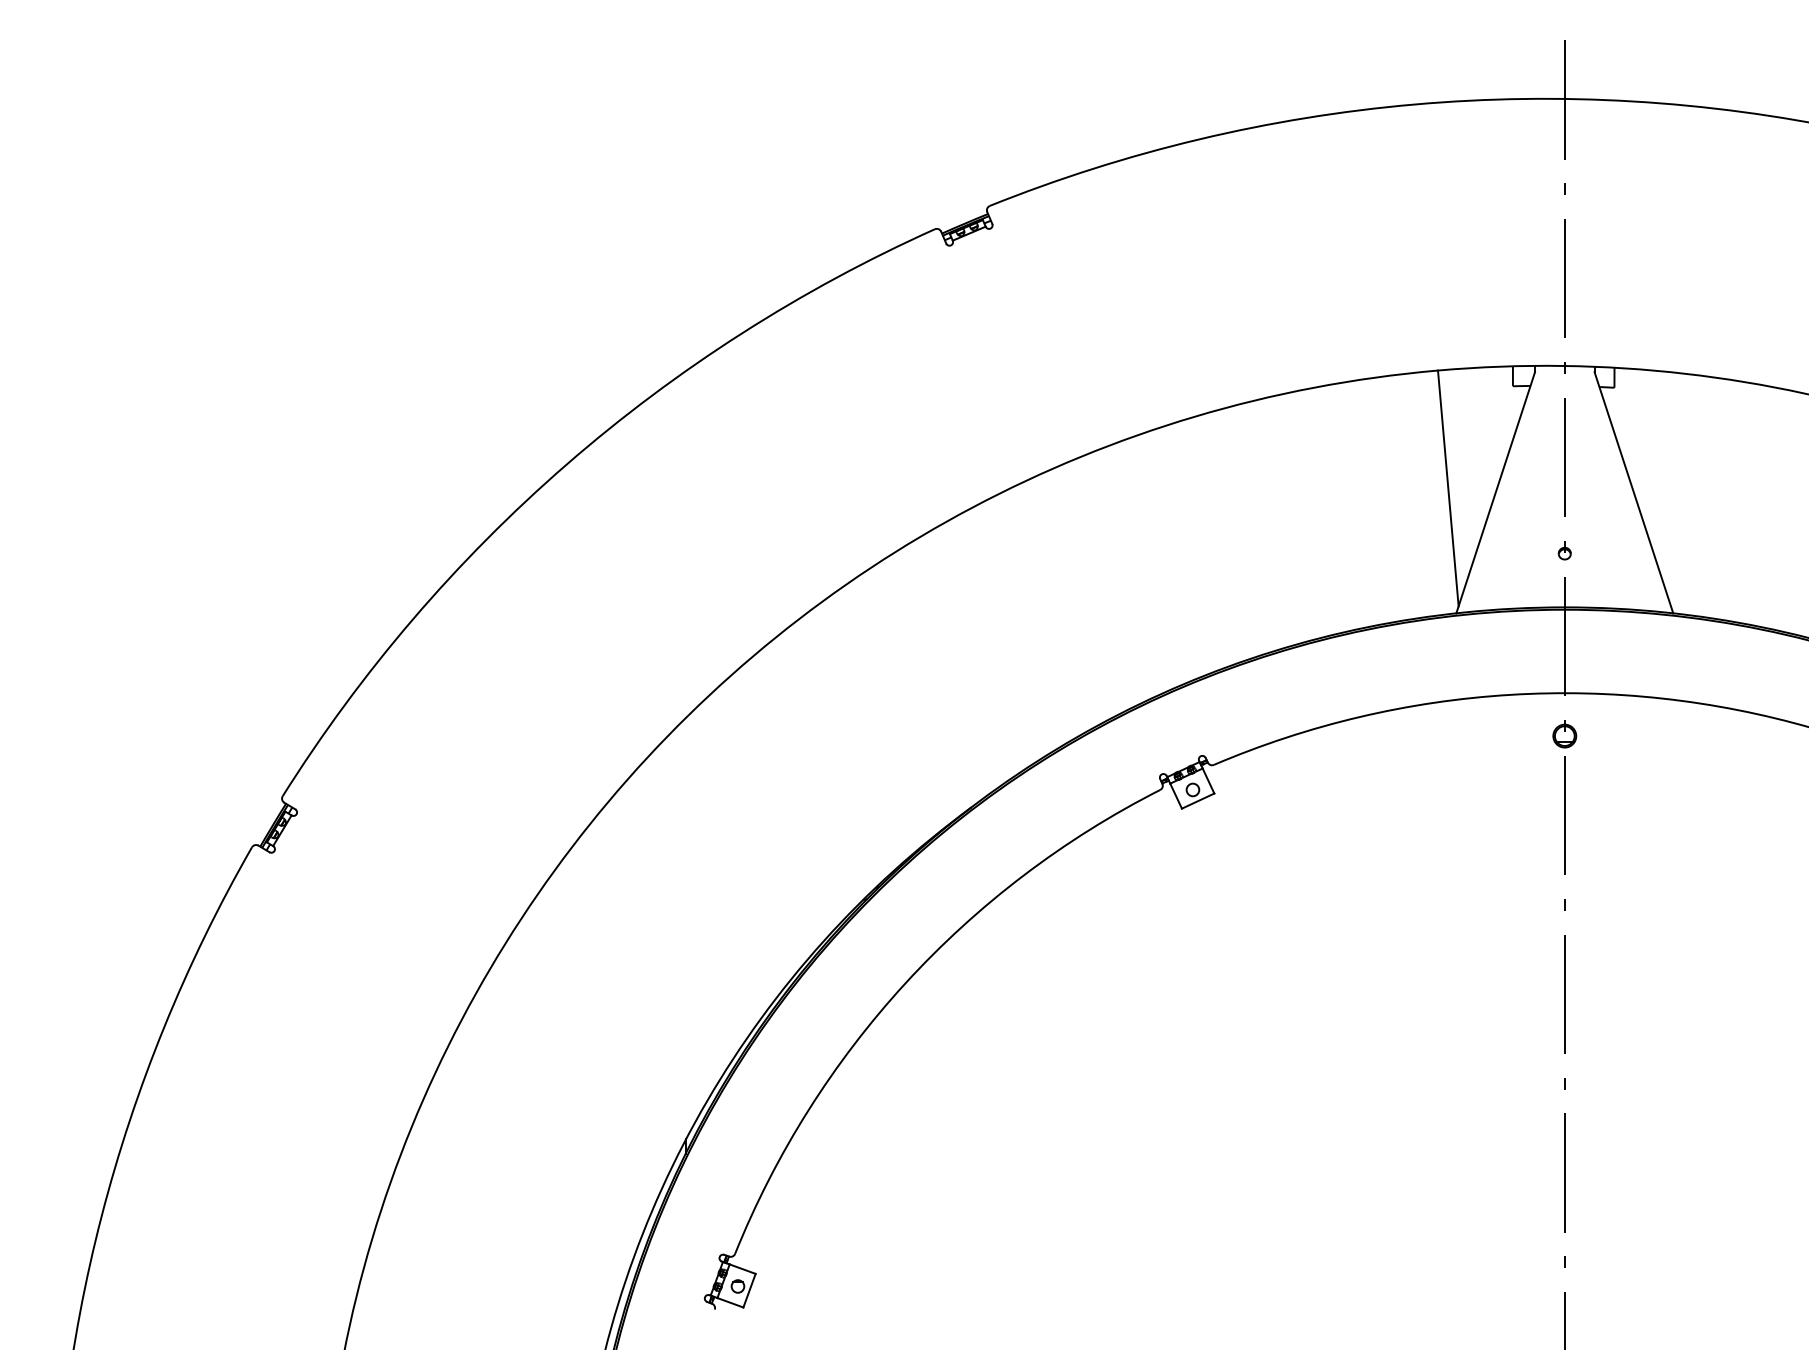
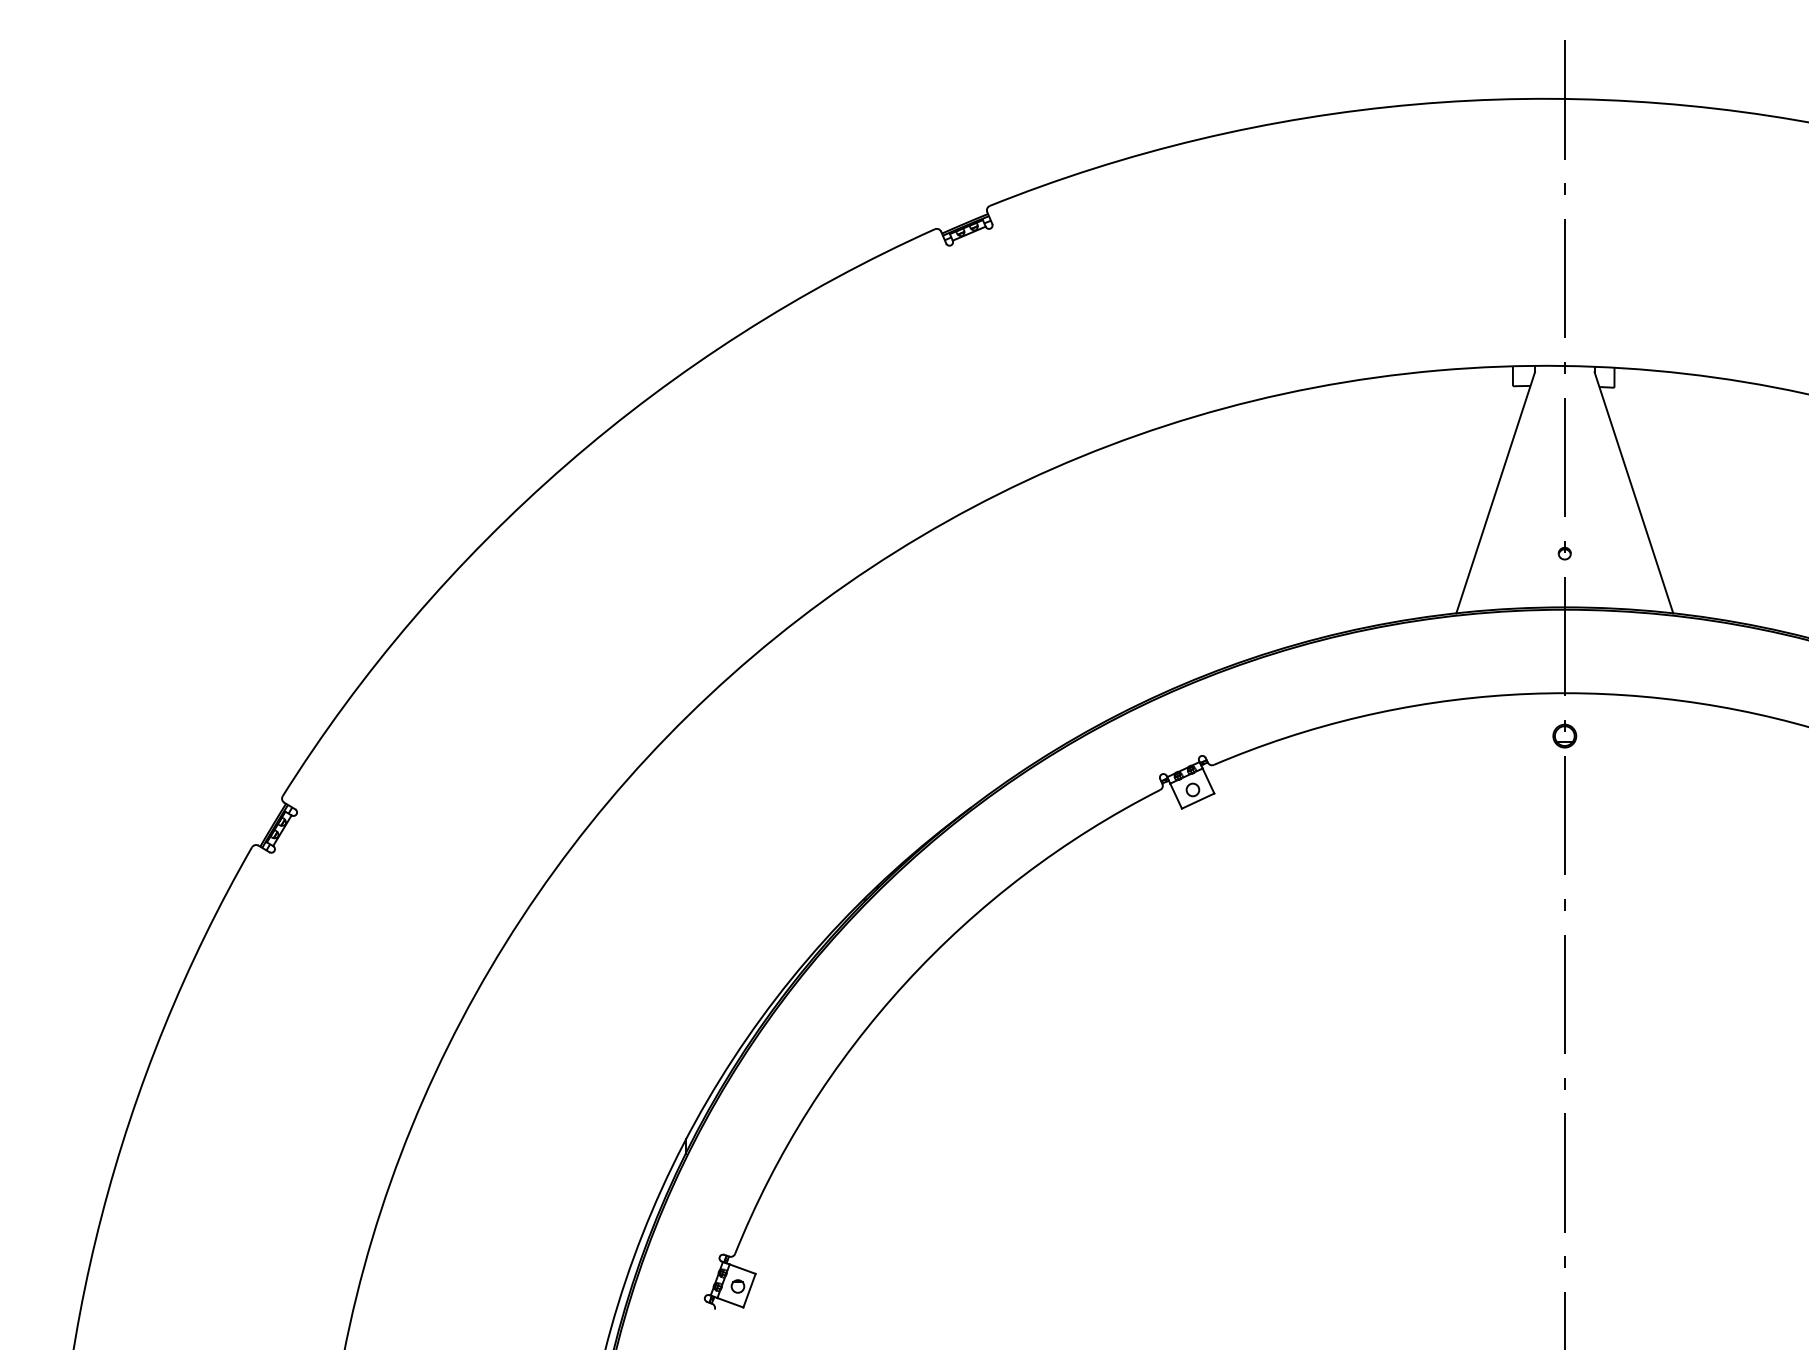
line: present -> none (1448, 488)
